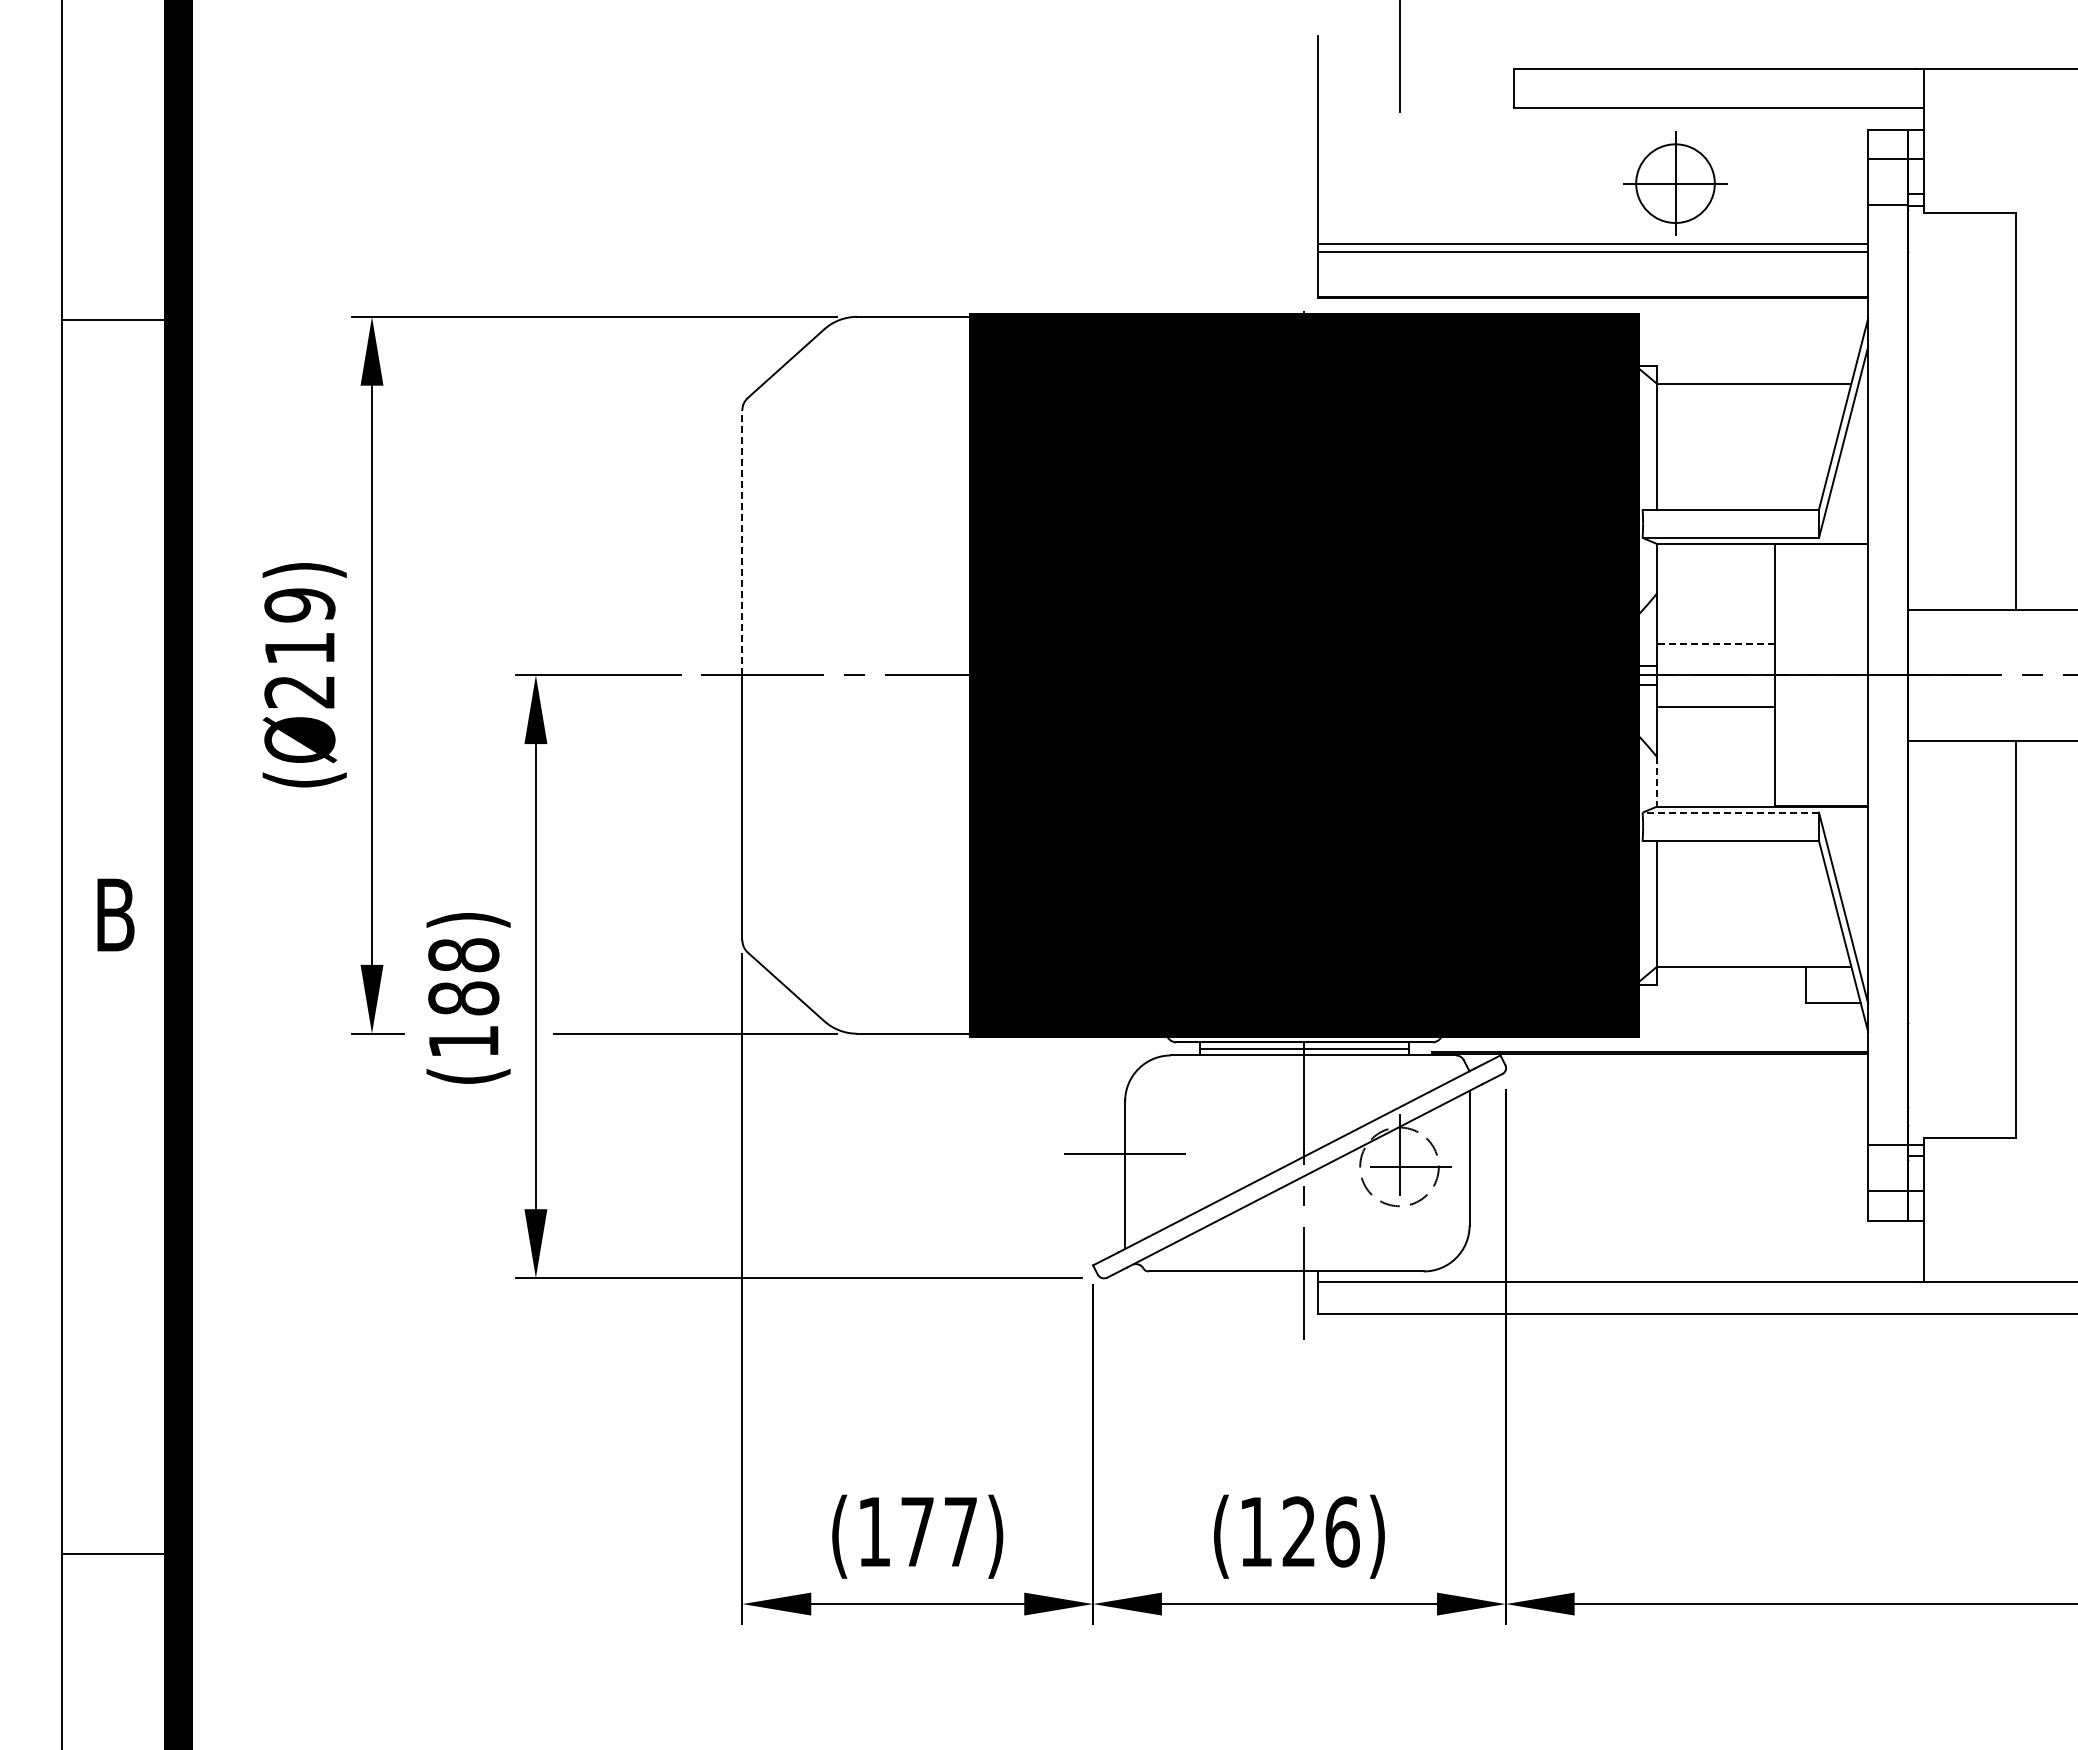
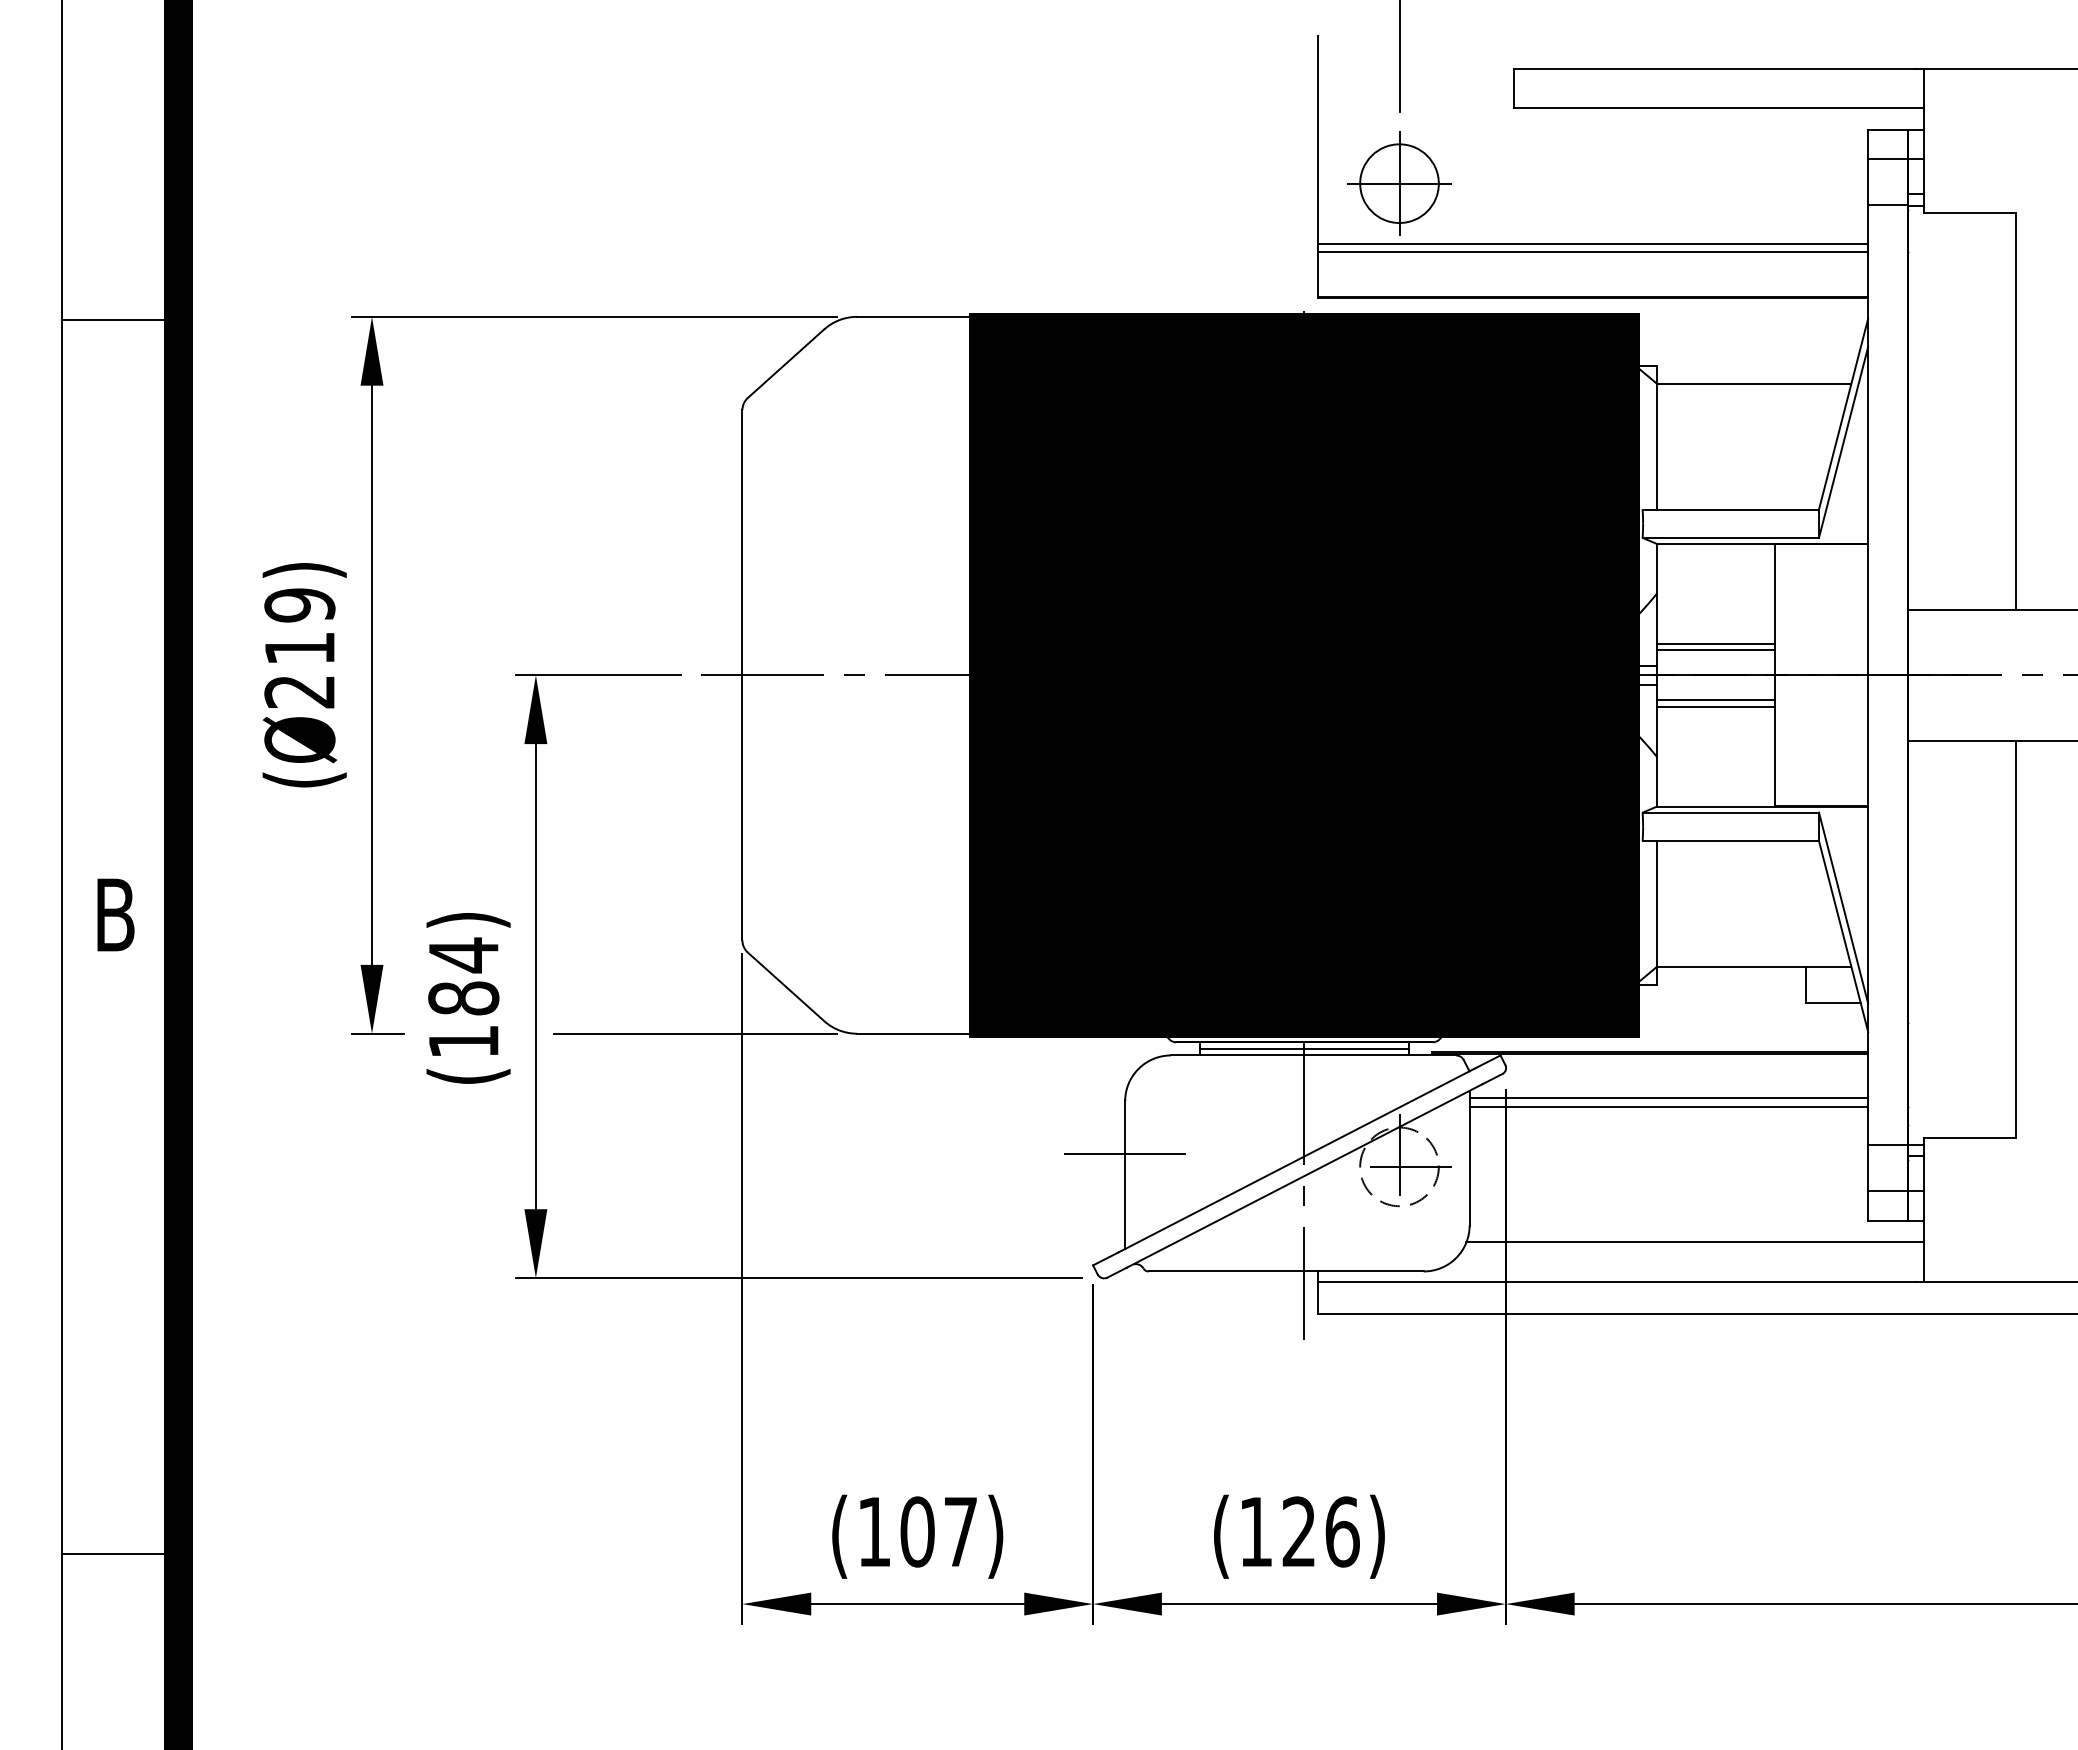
part position: (1675, 183) -> (1399, 183) (1399, 183)
line: dashed -> solid (742, 542)
line: dashed -> solid (1715, 643)
line: none -> present (1715, 650)
line: none -> present (1715, 700)
line: dashed -> solid (1656, 781)
line: dashed -> solid (1730, 812)
text: (188) -> (184) (463, 955)
line: none -> present (1668, 1098)
line: none -> present (1668, 1106)
line: none -> present (1694, 1242)
text: (177) -> (107) (917, 1531)
